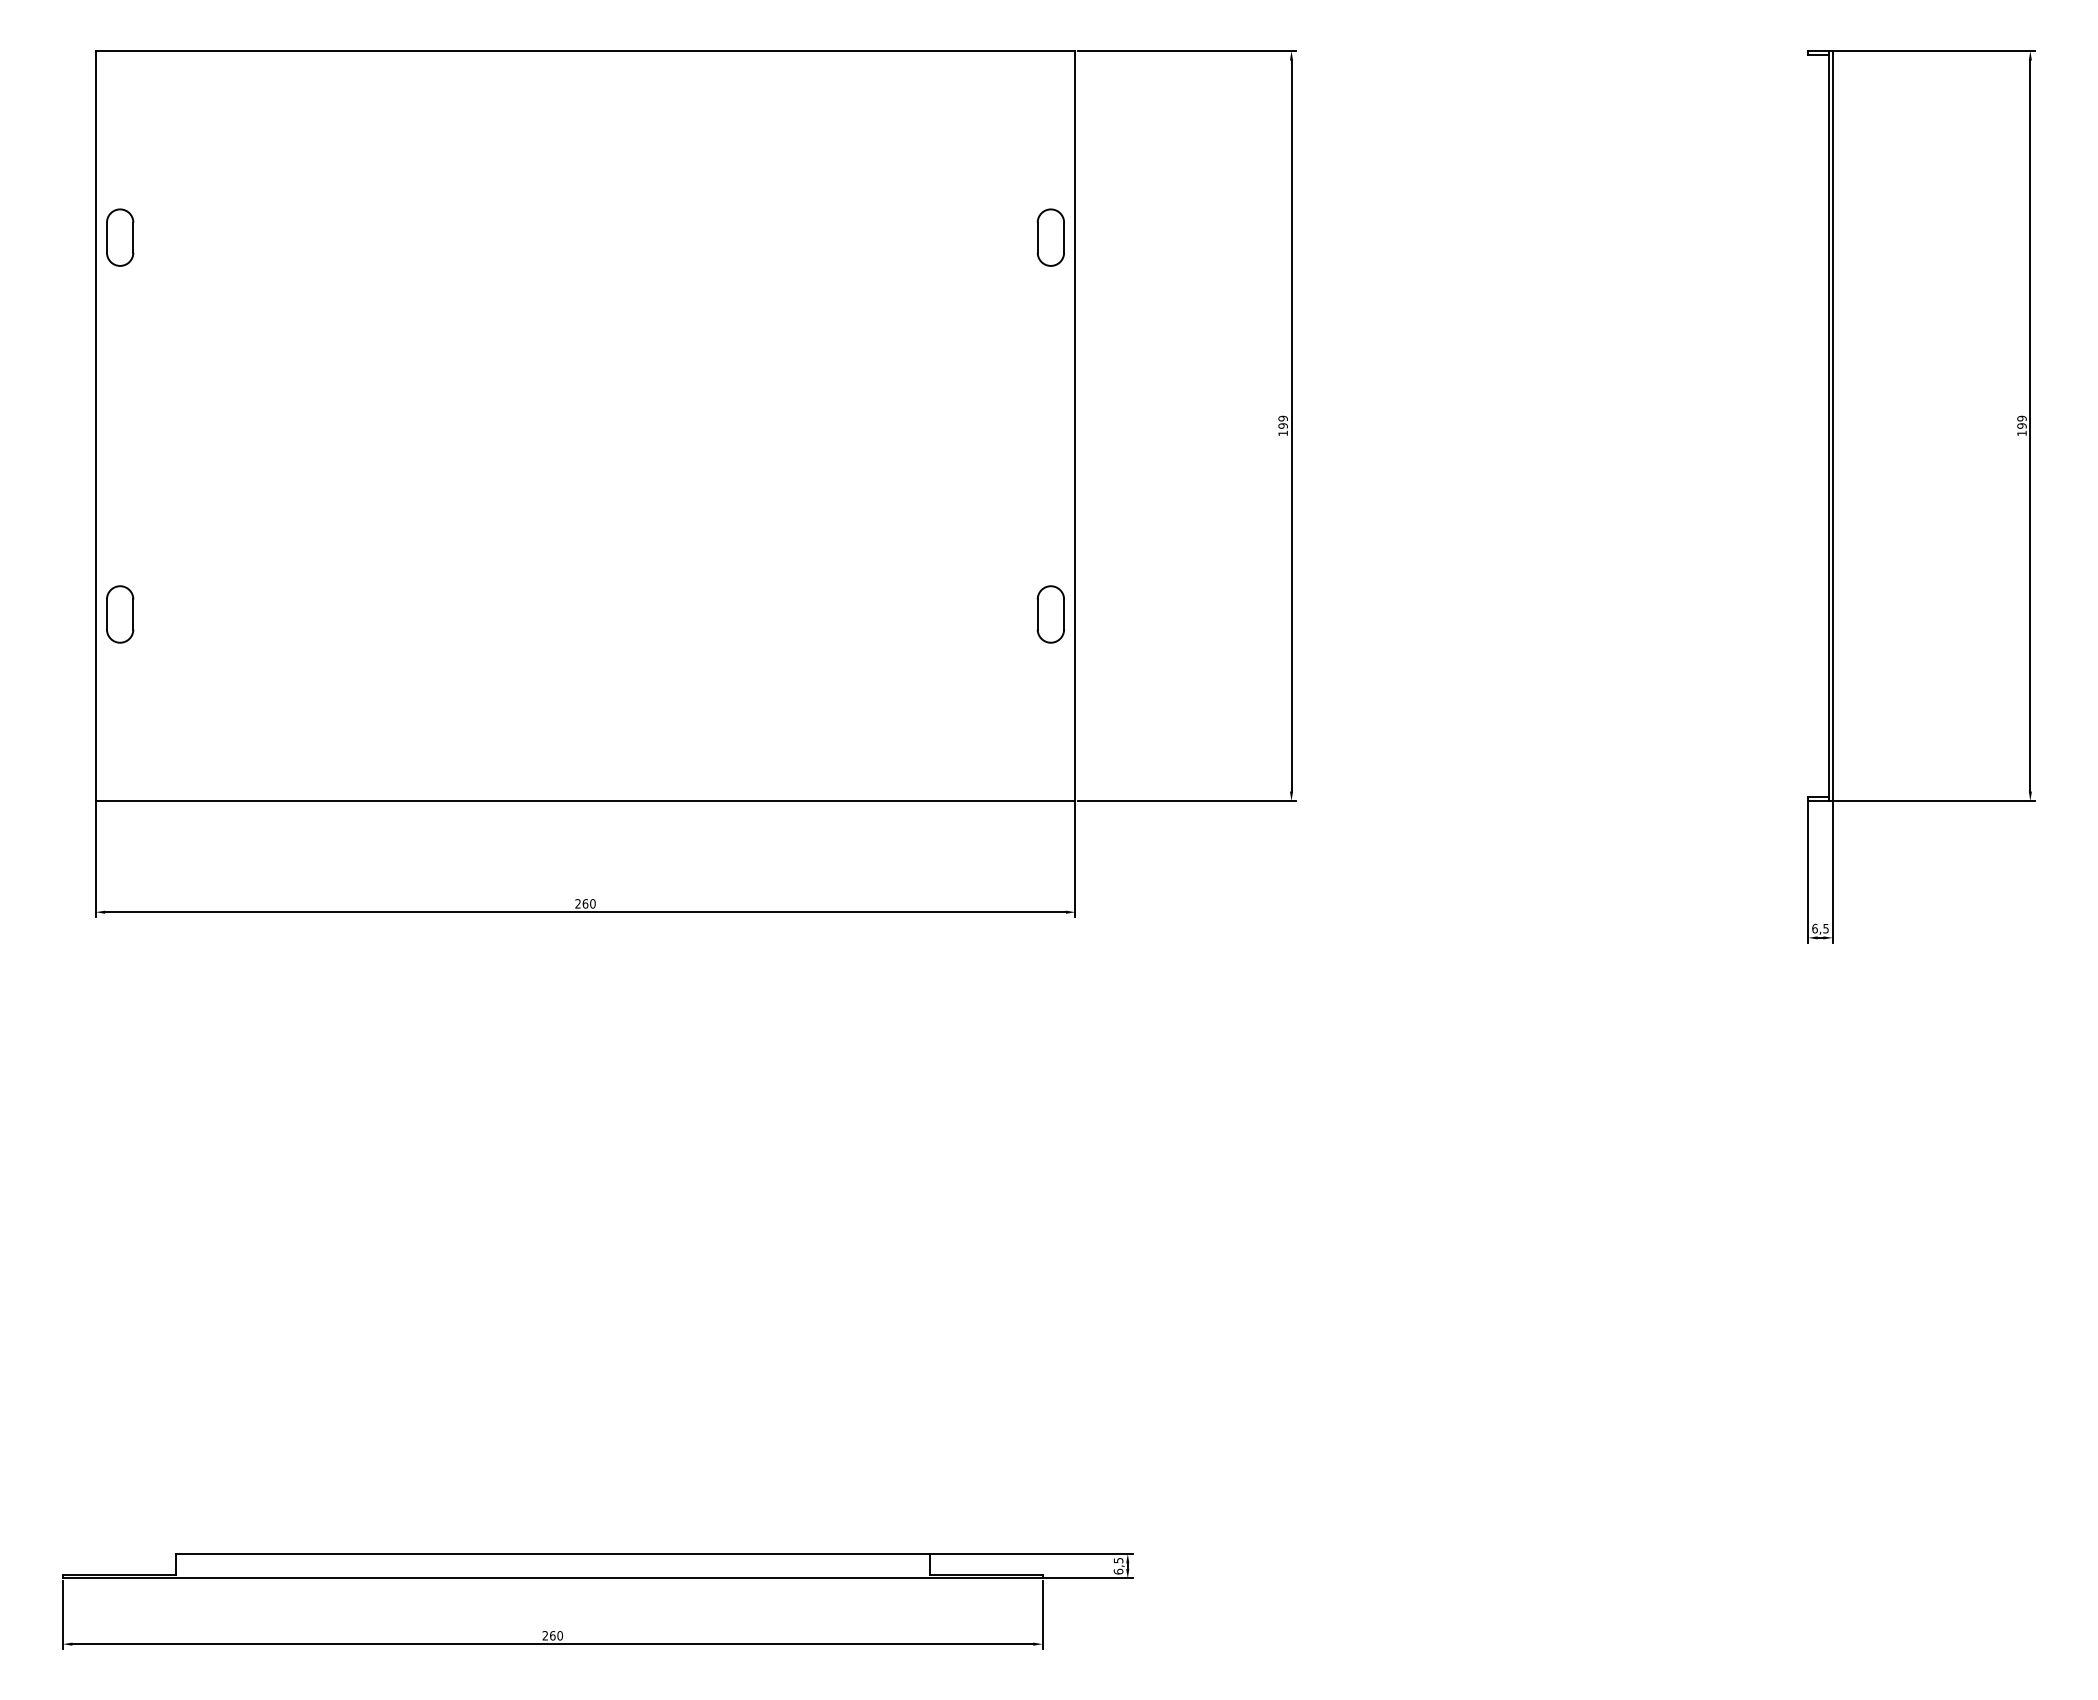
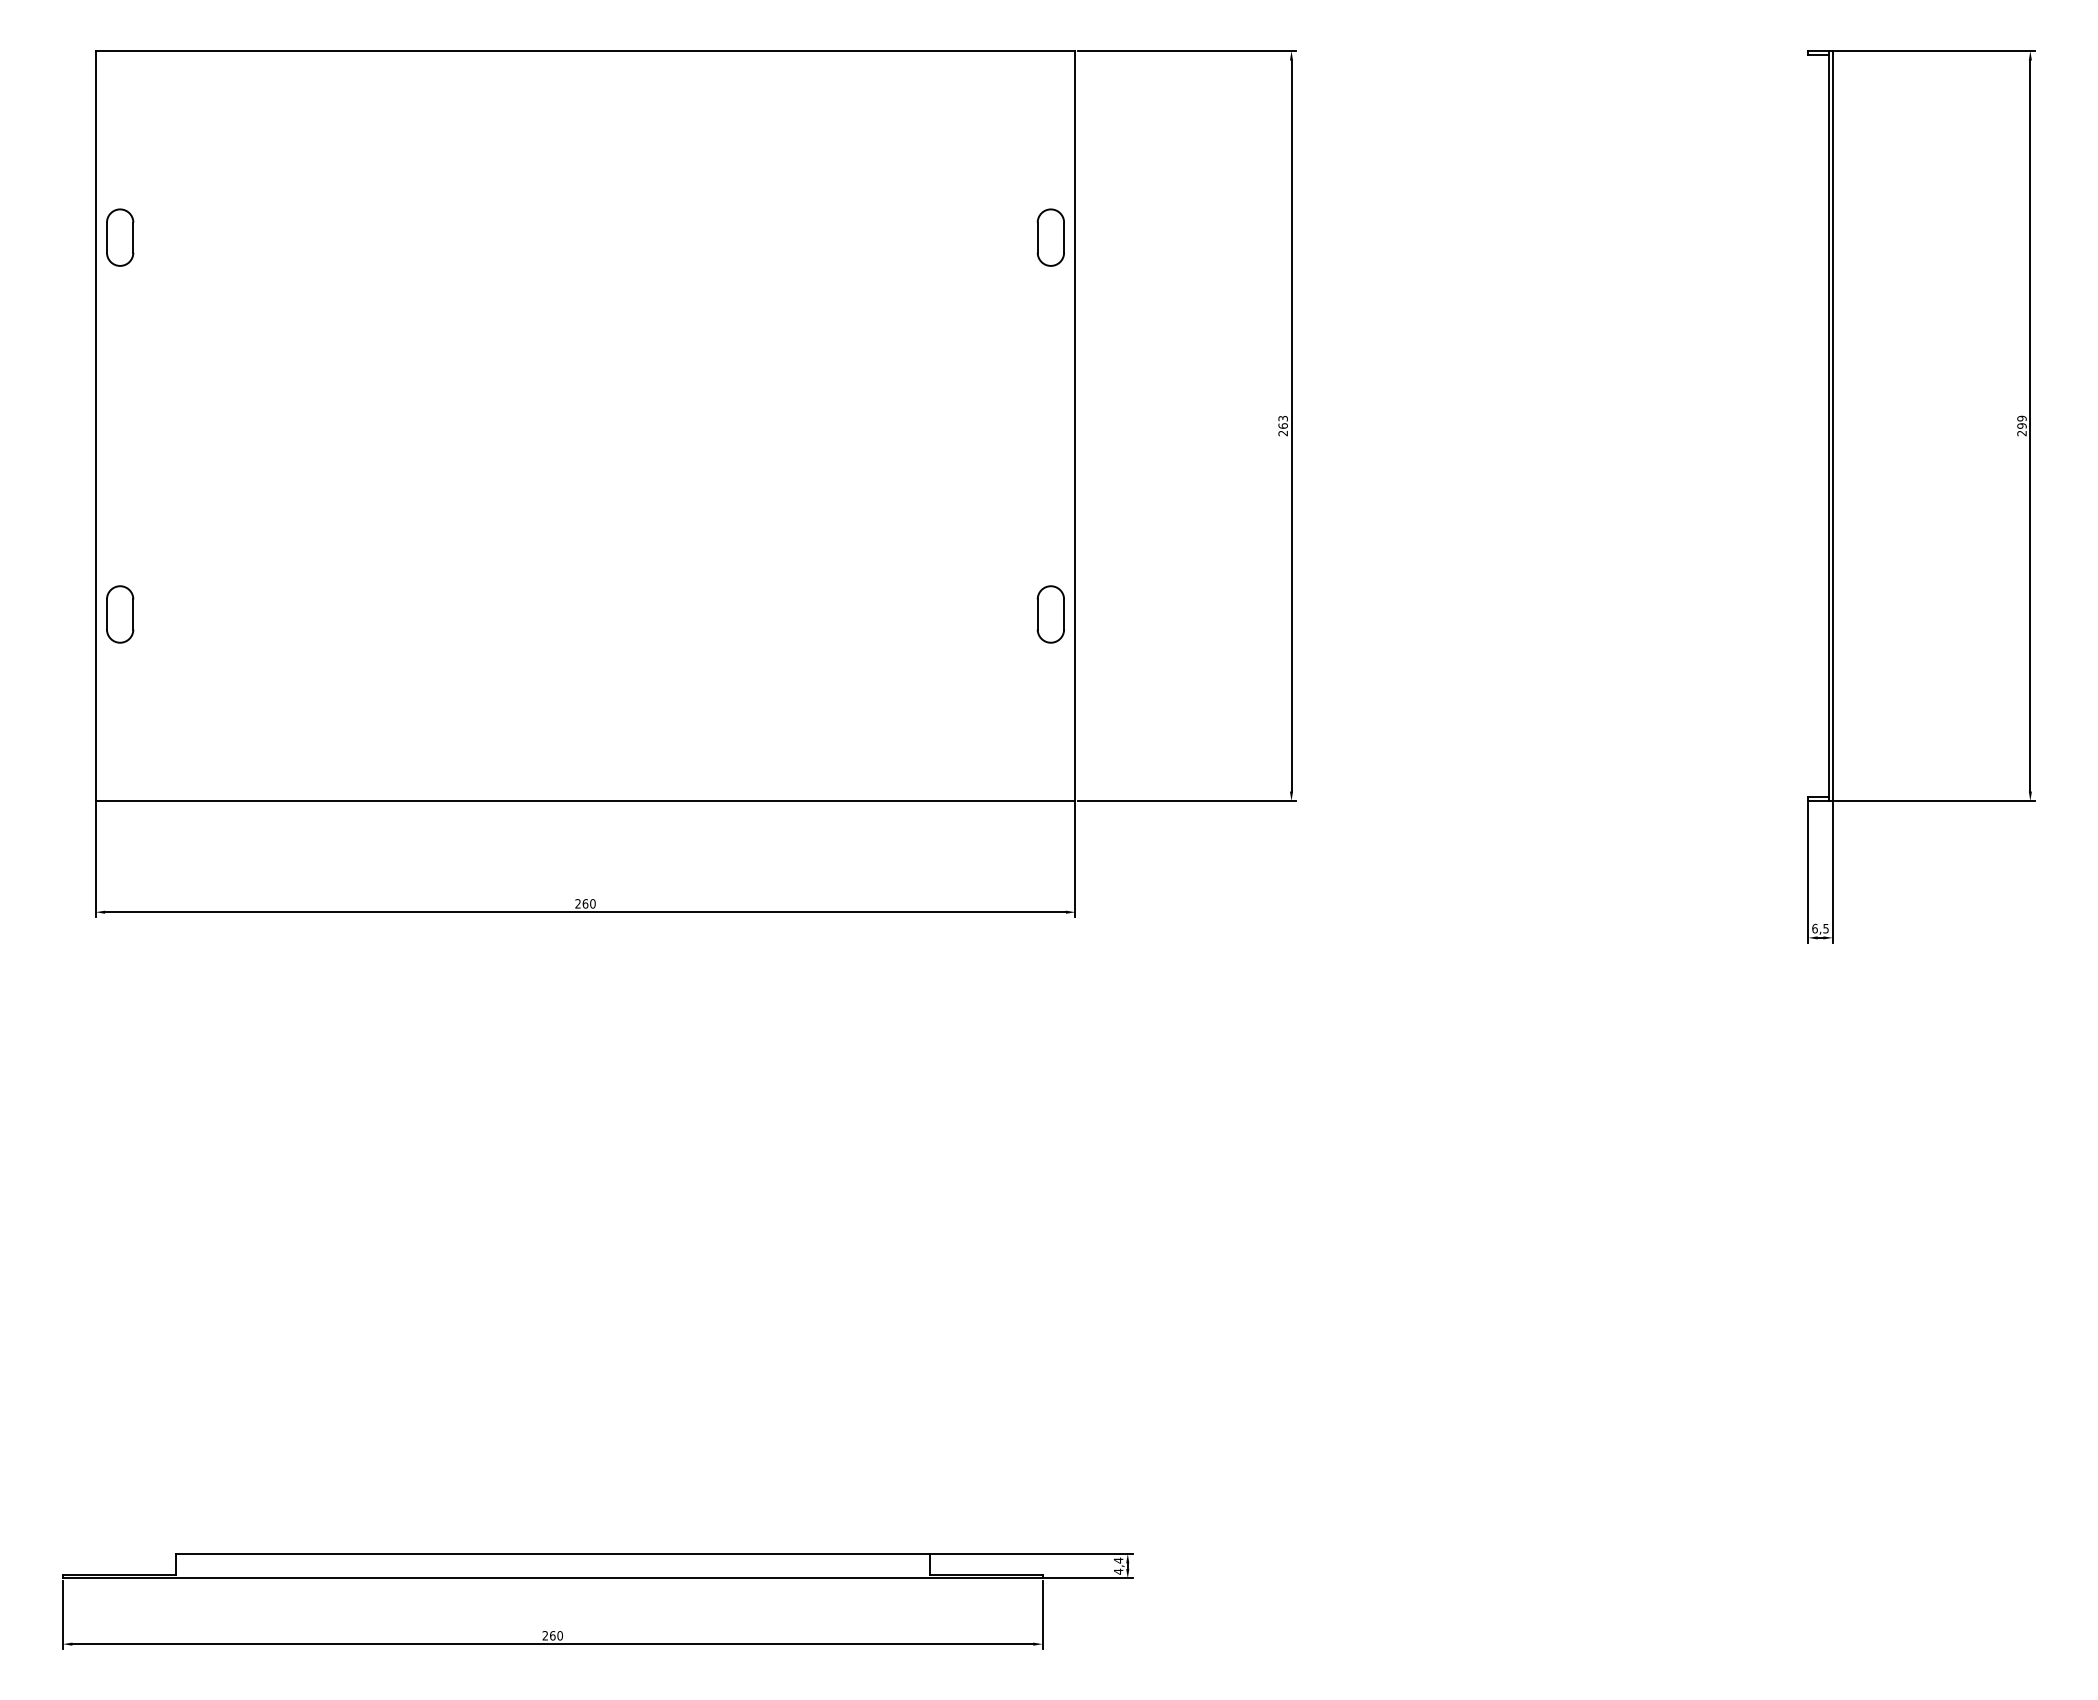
text: 199 -> 263 (1282, 425)
text: 199 -> 299 (2021, 433)
text: 6,5 -> 4,4 (1118, 1565)
